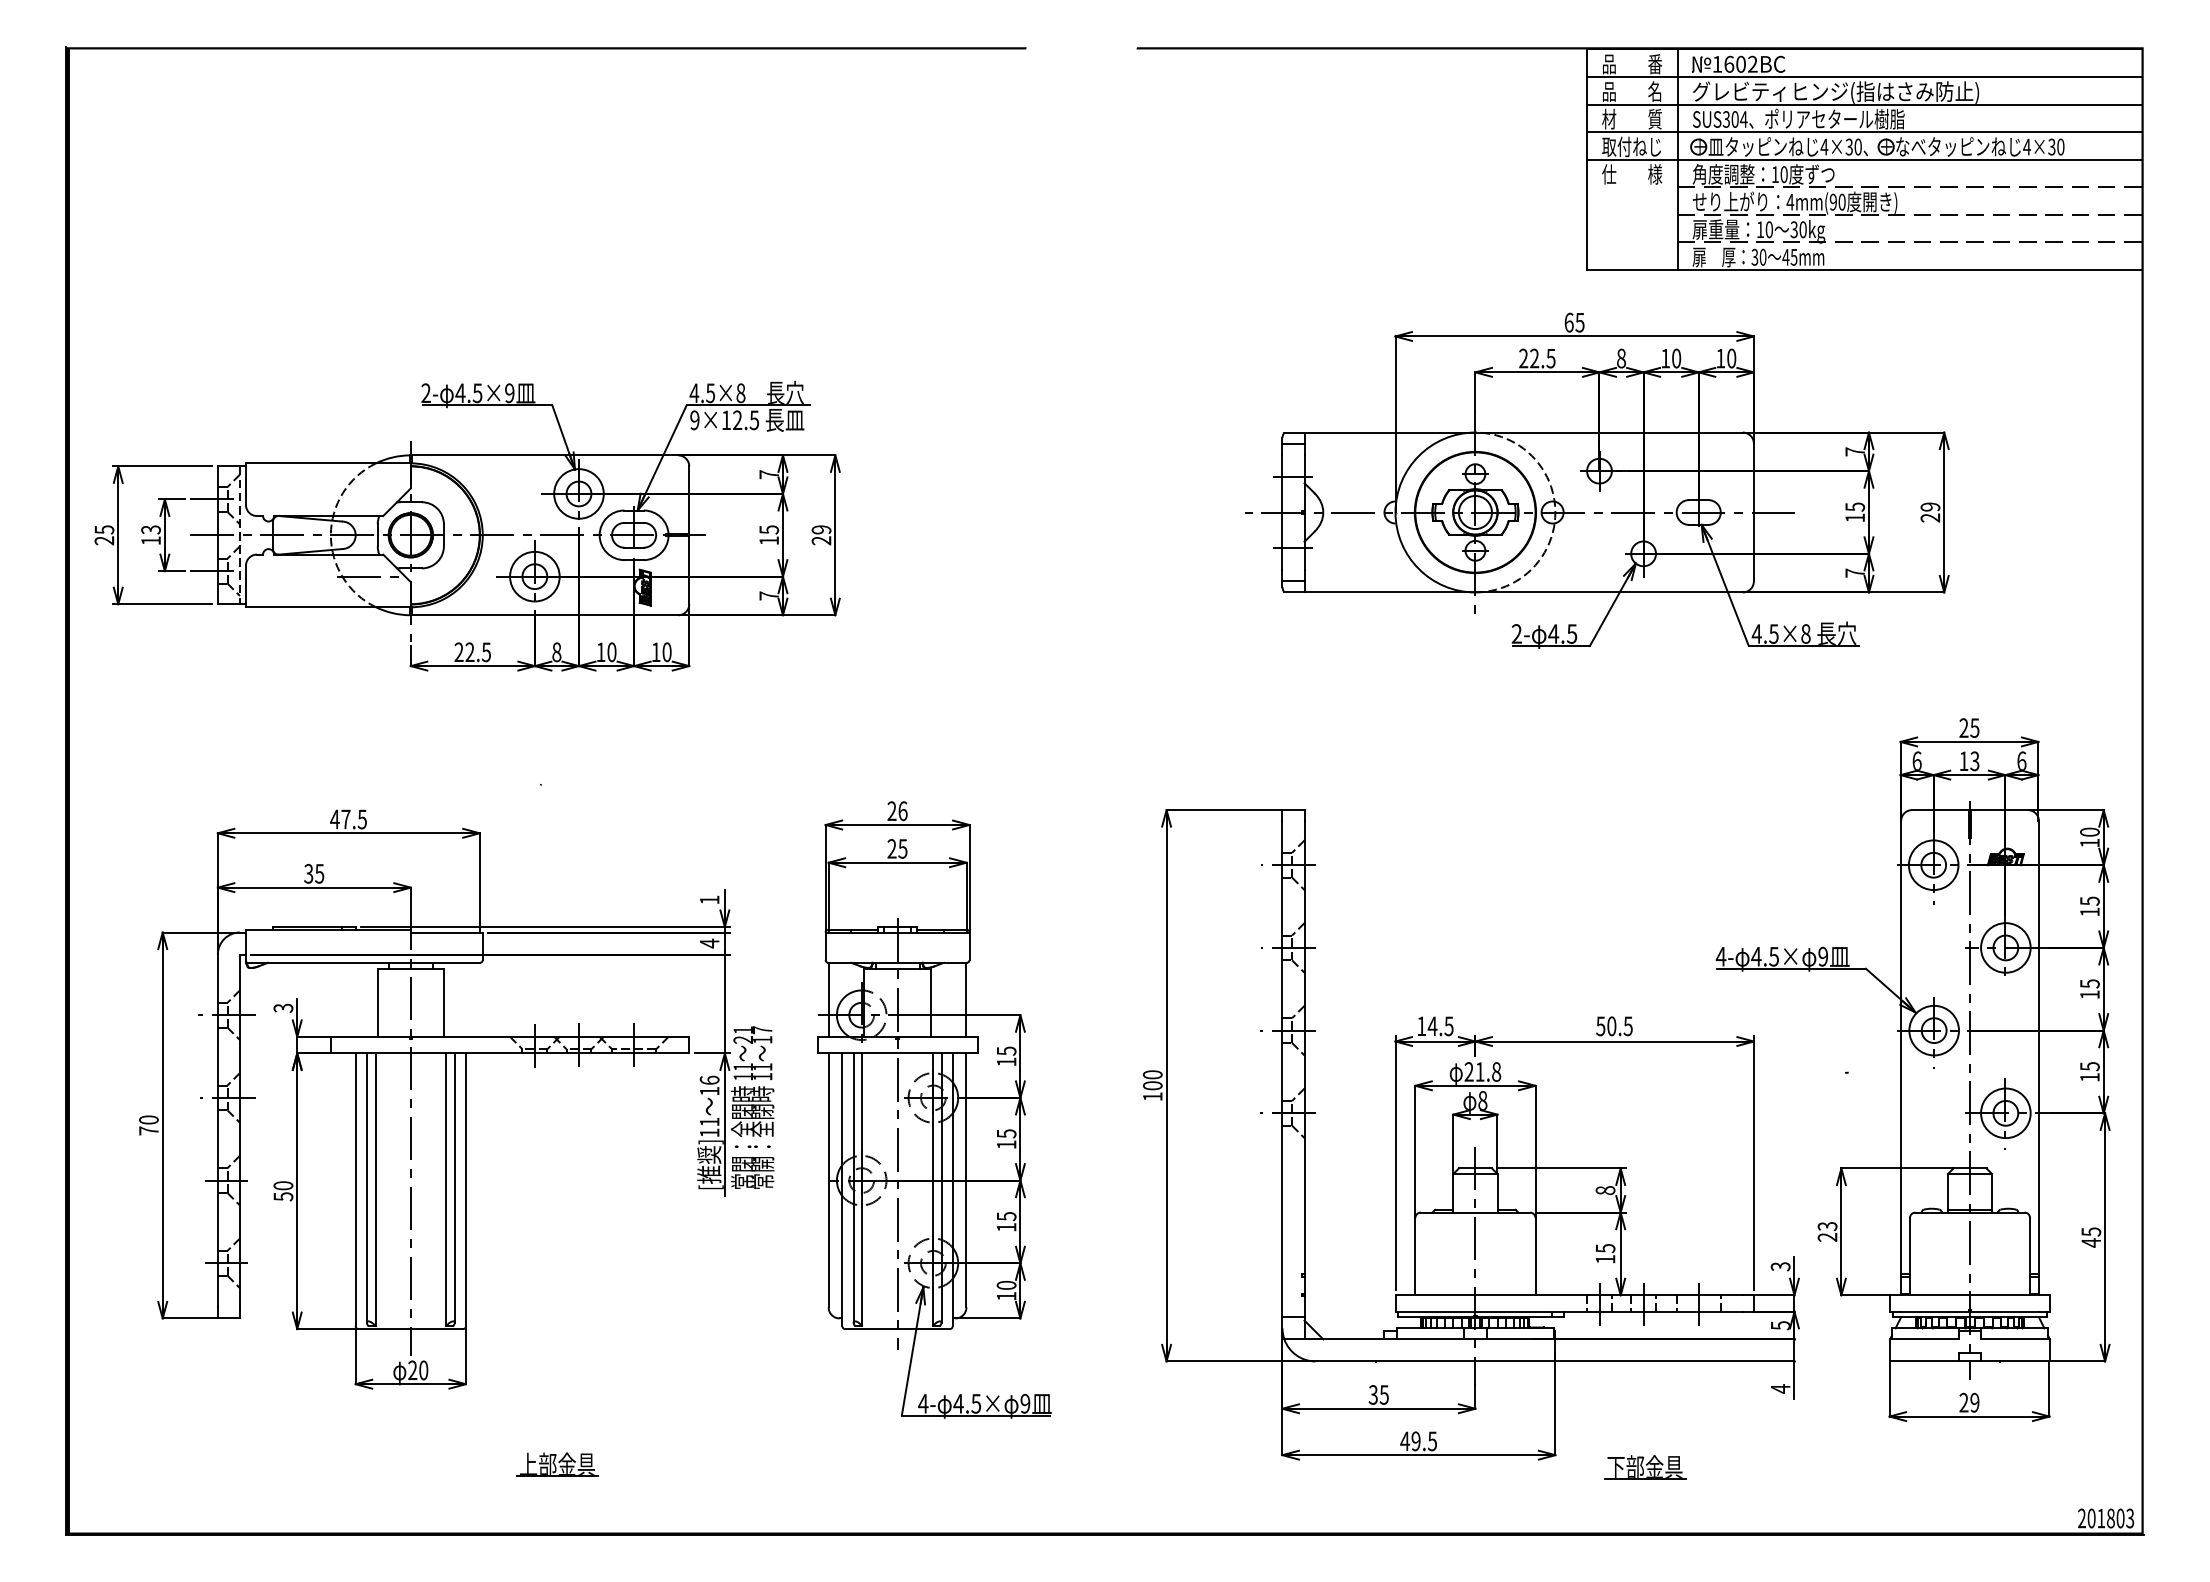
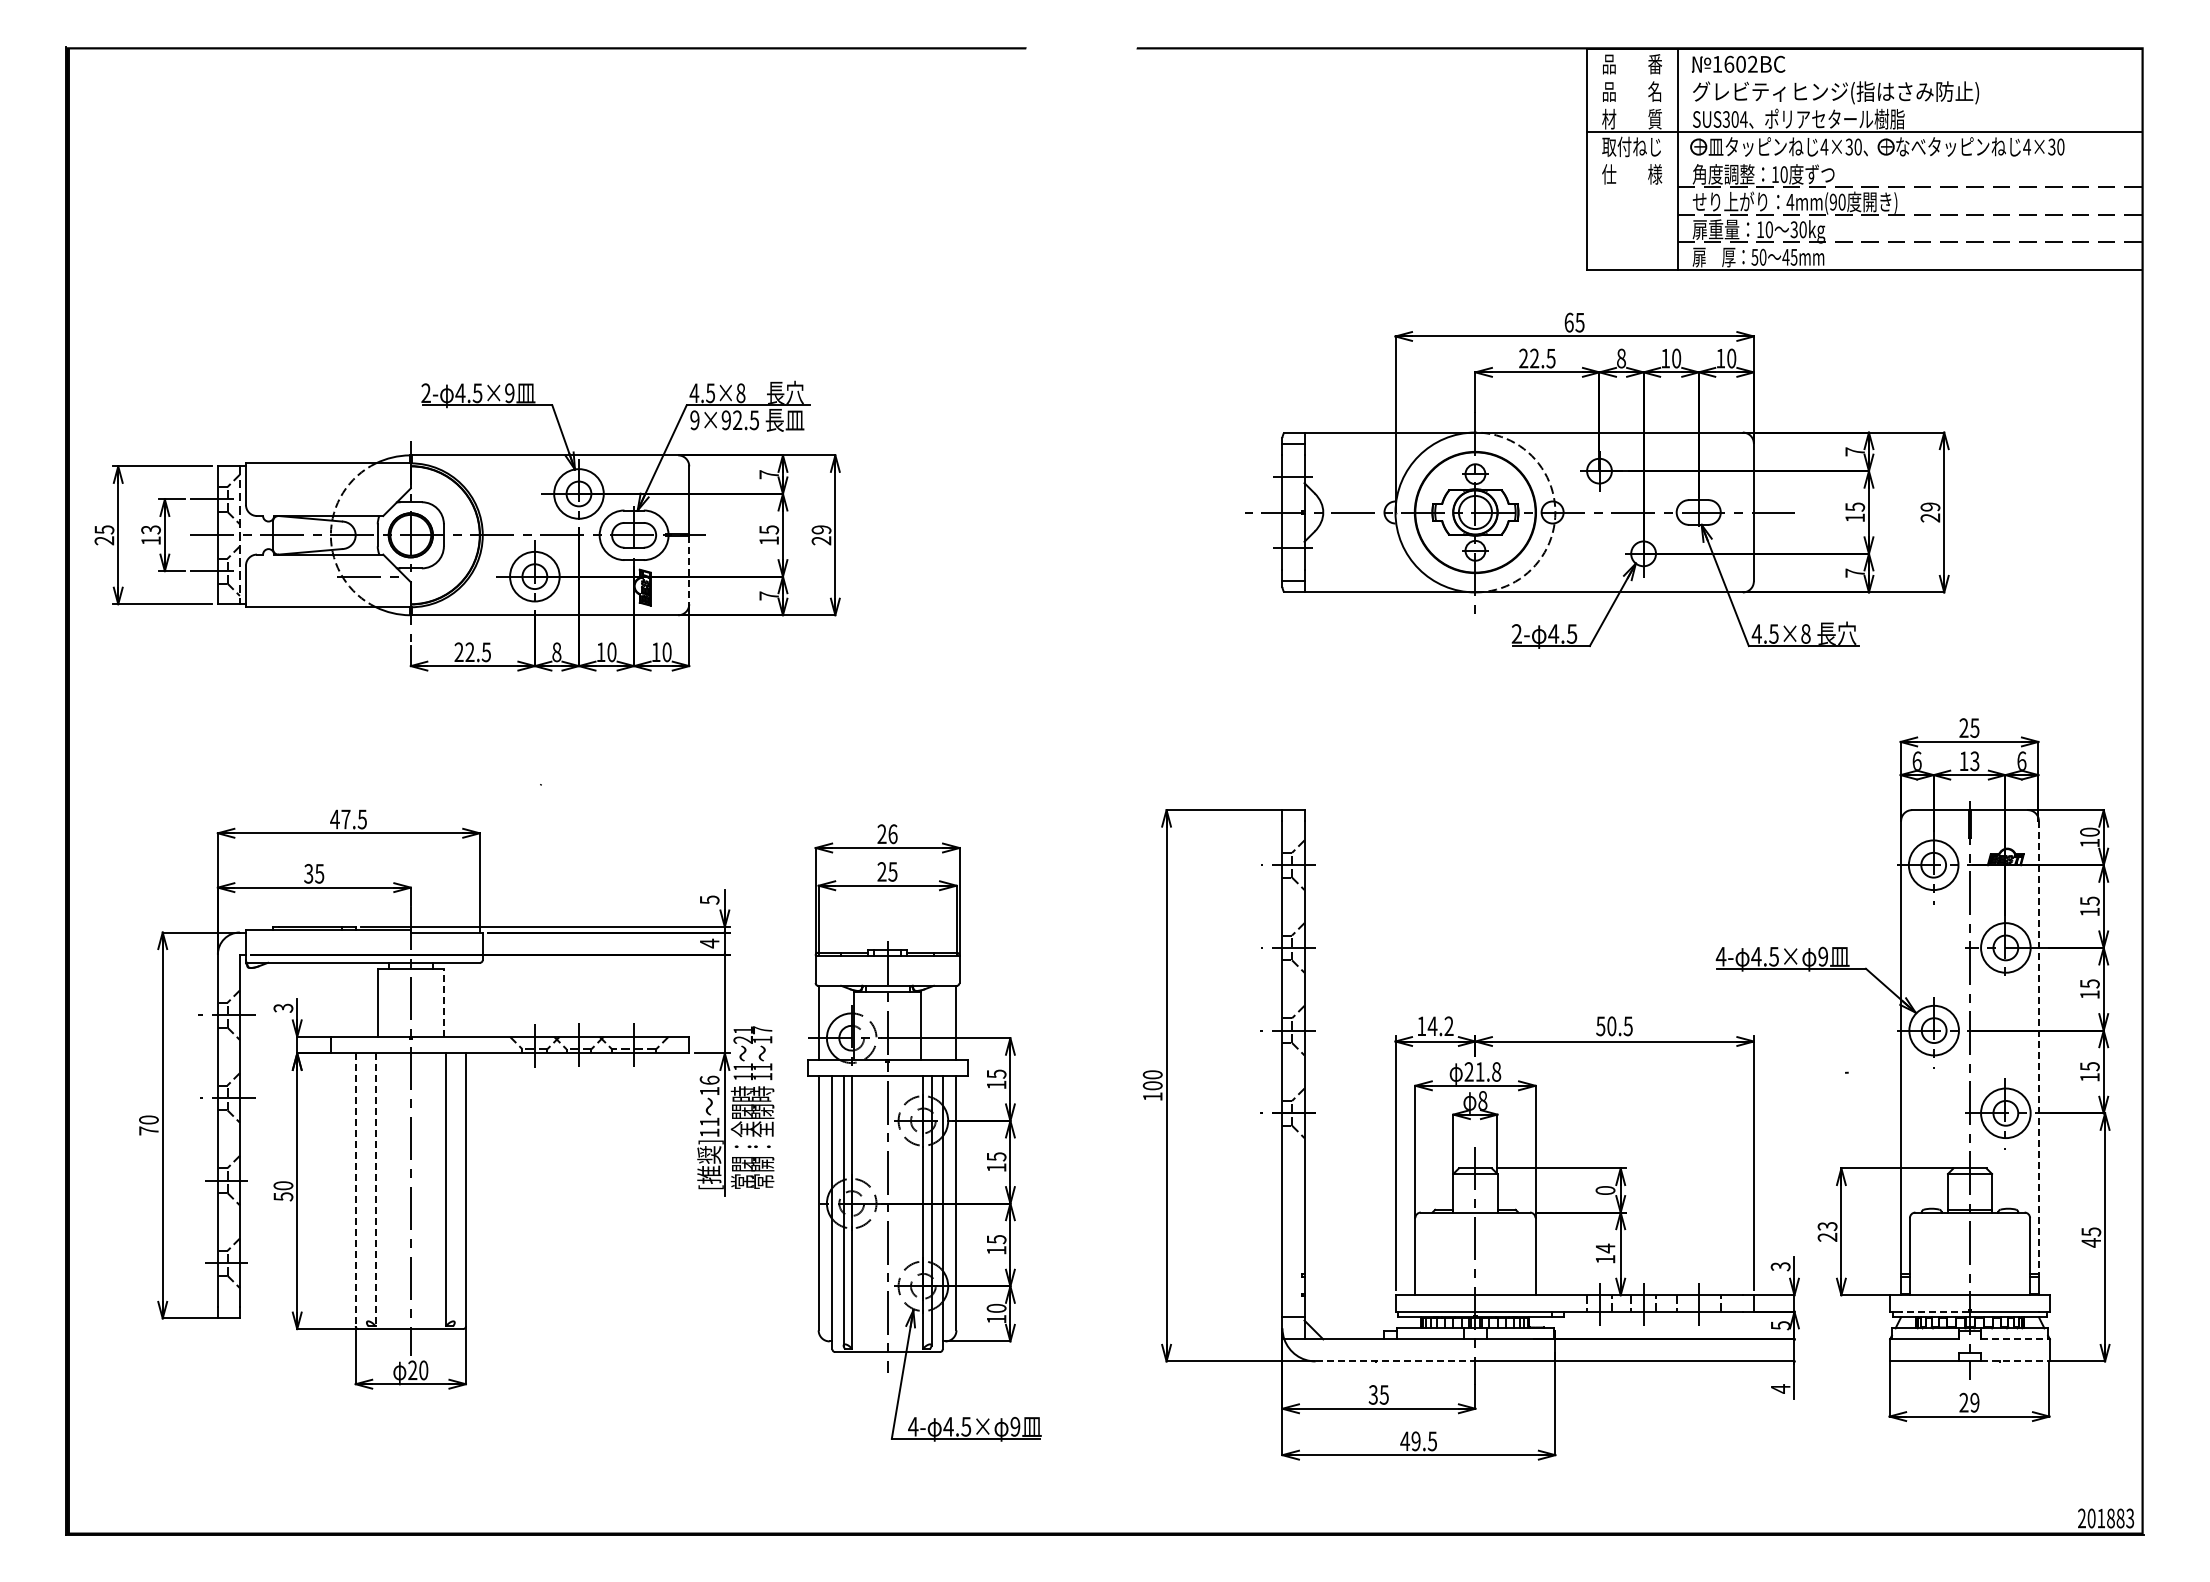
line: present -> none (1864, 77)
line: present -> none (1864, 104)
line: present -> none (1864, 159)
text: 30 -> 50 (1755, 256)
text: 9×12.5 -> 9×92.5 (725, 420)
line: solid -> dashed (689, 570)
text: 1 -> 5 (709, 899)
line: solid -> dashed (443, 1002)
text: 14.5 -> 14.2 (1448, 1026)
line: solid -> dashed (2038, 1047)
part position: (934, 1109) -> (924, 1132) (924, 1132)
line: present -> none (366, 1187)
line: present -> none (454, 1187)
line: solid -> dashed (355, 1190)
line: solid -> dashed (375, 1190)
text: 8 -> 0 (1605, 1190)
text: 15 -> 14 (1605, 1248)
line: solid -> dashed (1935, 1311)
line: solid -> dashed (2016, 1339)
line: solid -> dashed (1395, 1361)
line: solid -> dashed (2016, 1361)
part: present -> none (557, 1464)
part: present -> none (1645, 1467)
text: 201803 -> 201883 (2120, 1518)
